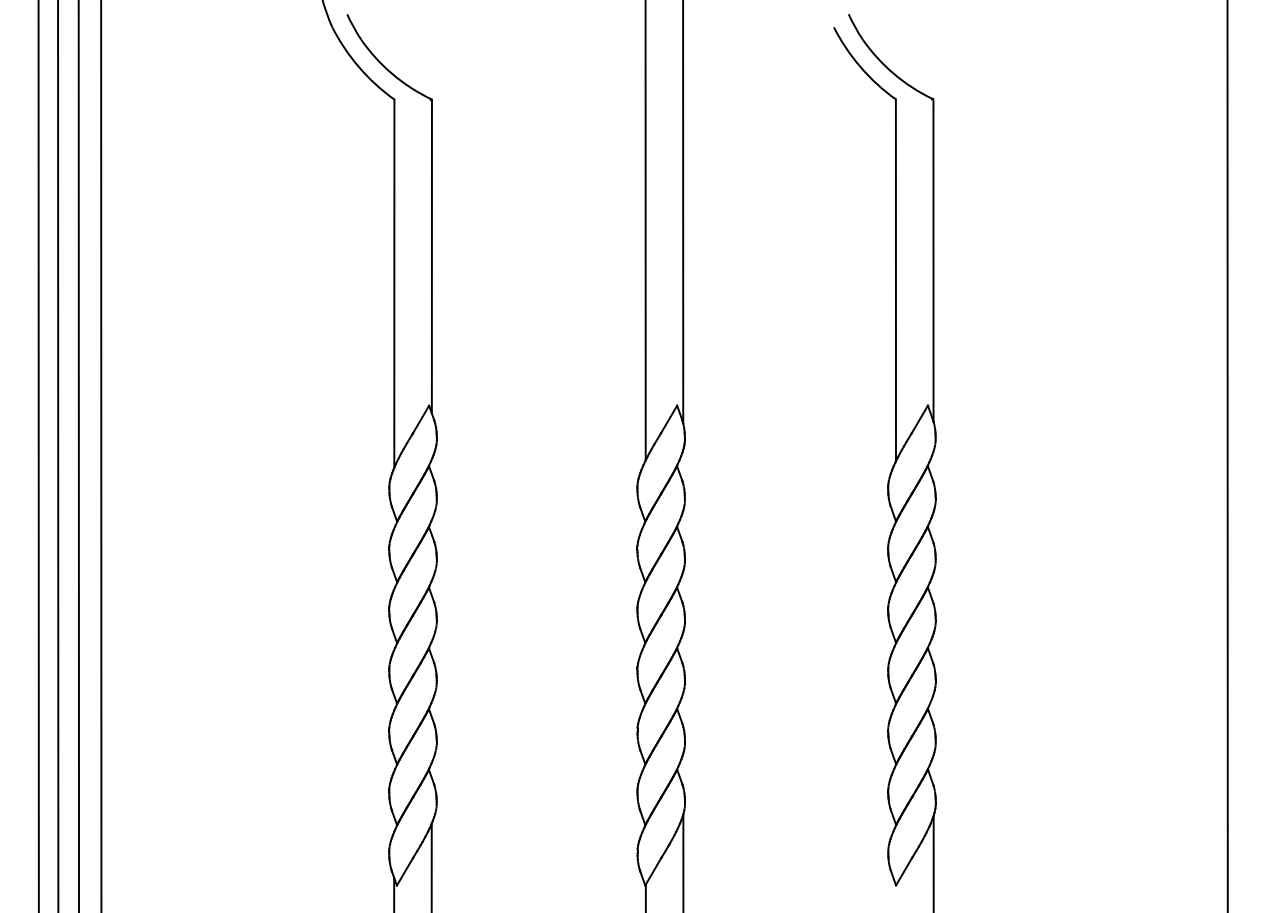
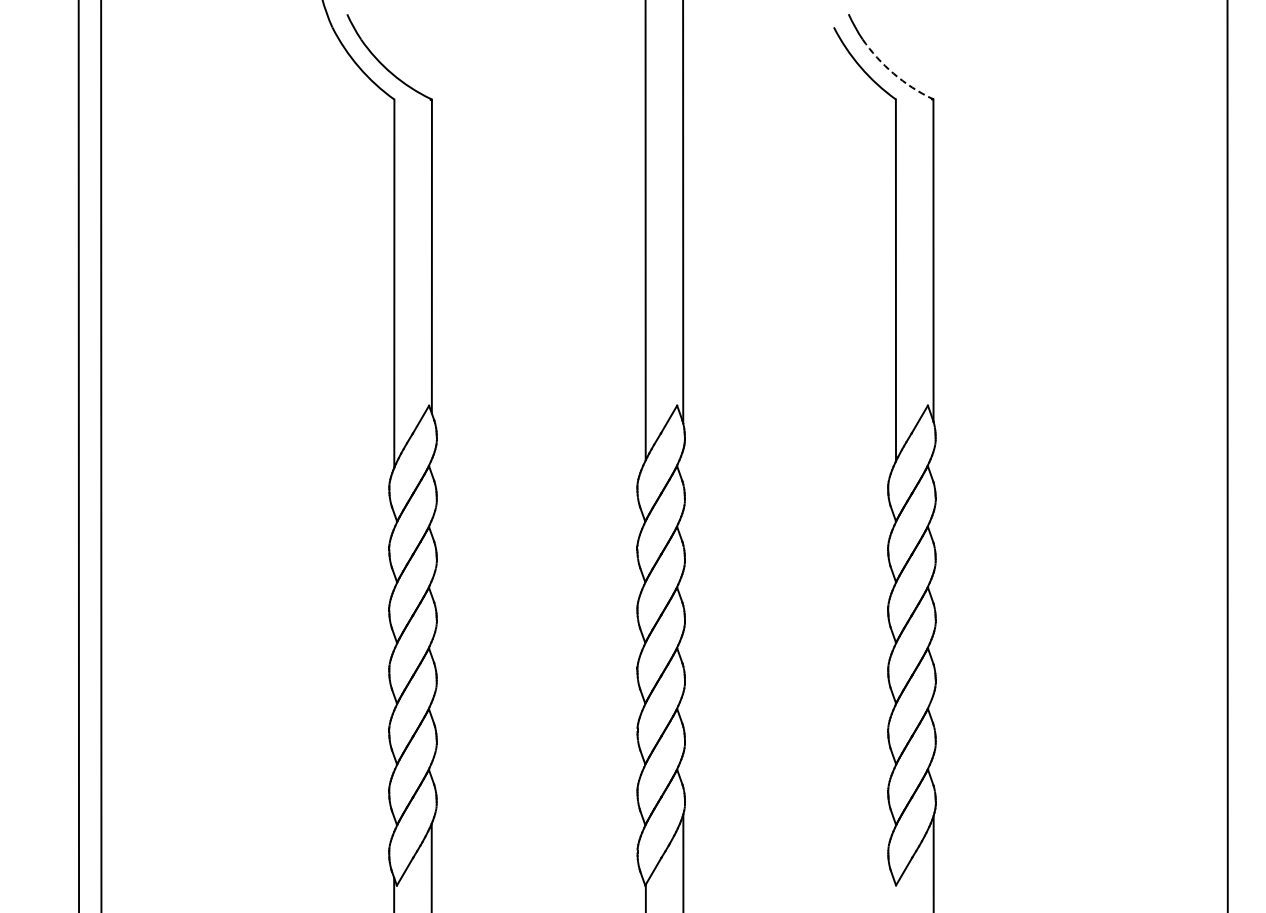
arc: solid -> dashed (893, 73)
line: present -> none (38, 455)
line: present -> none (58, 455)
